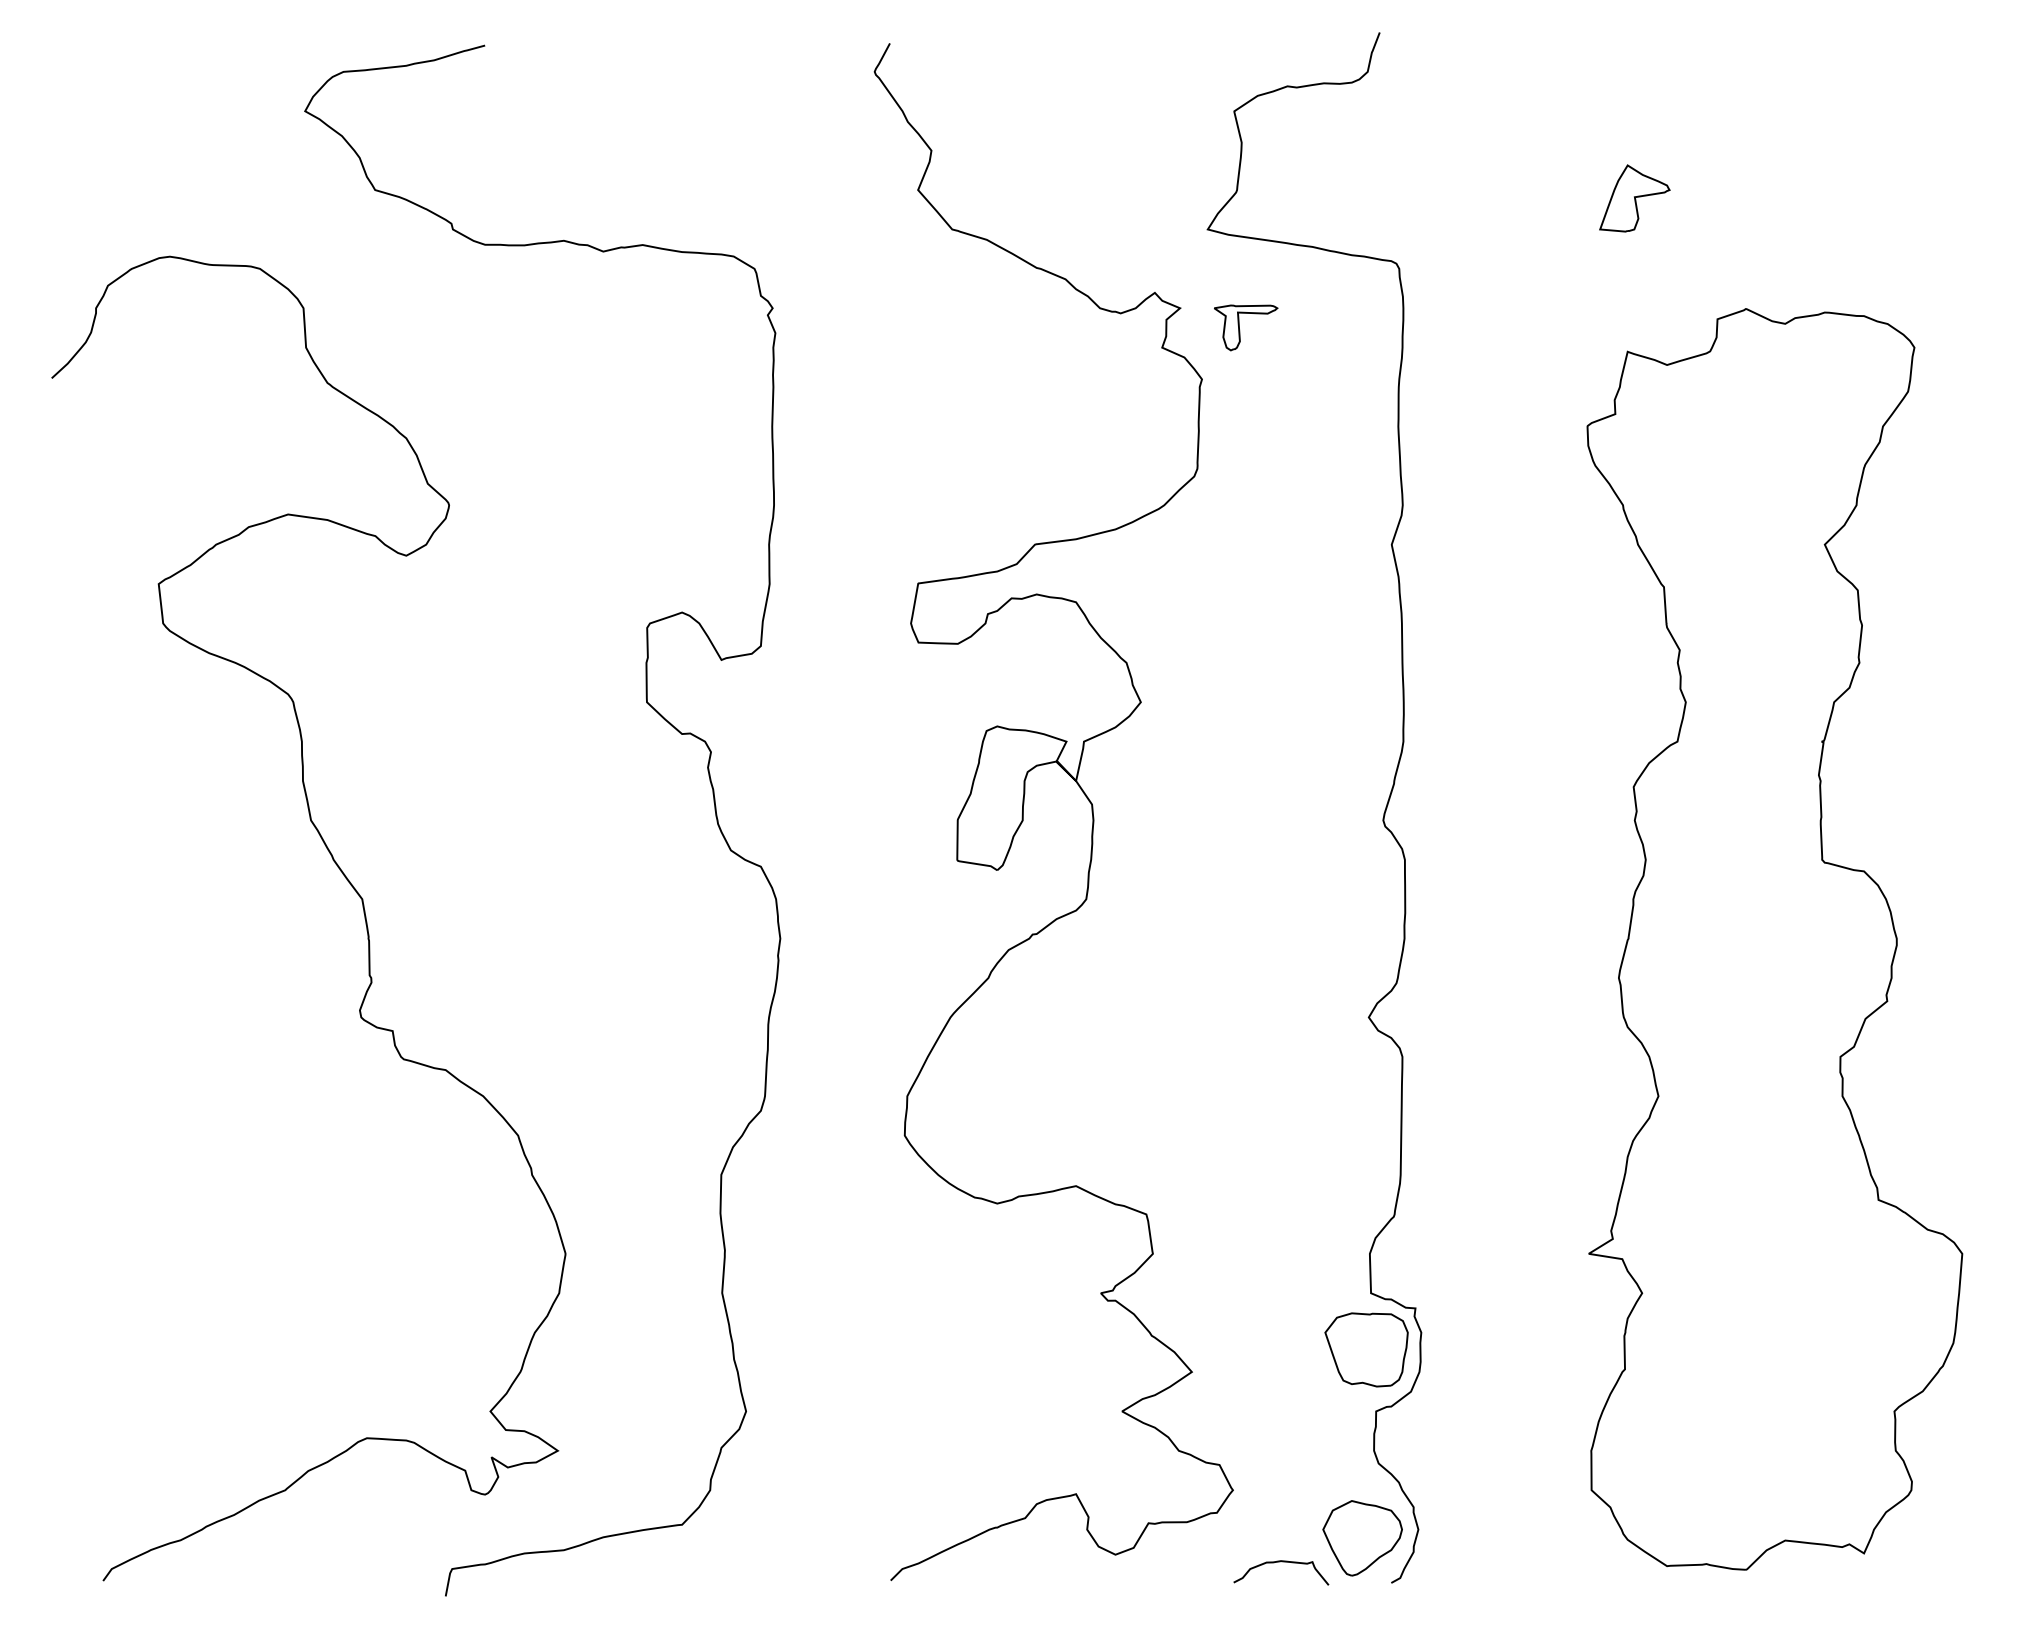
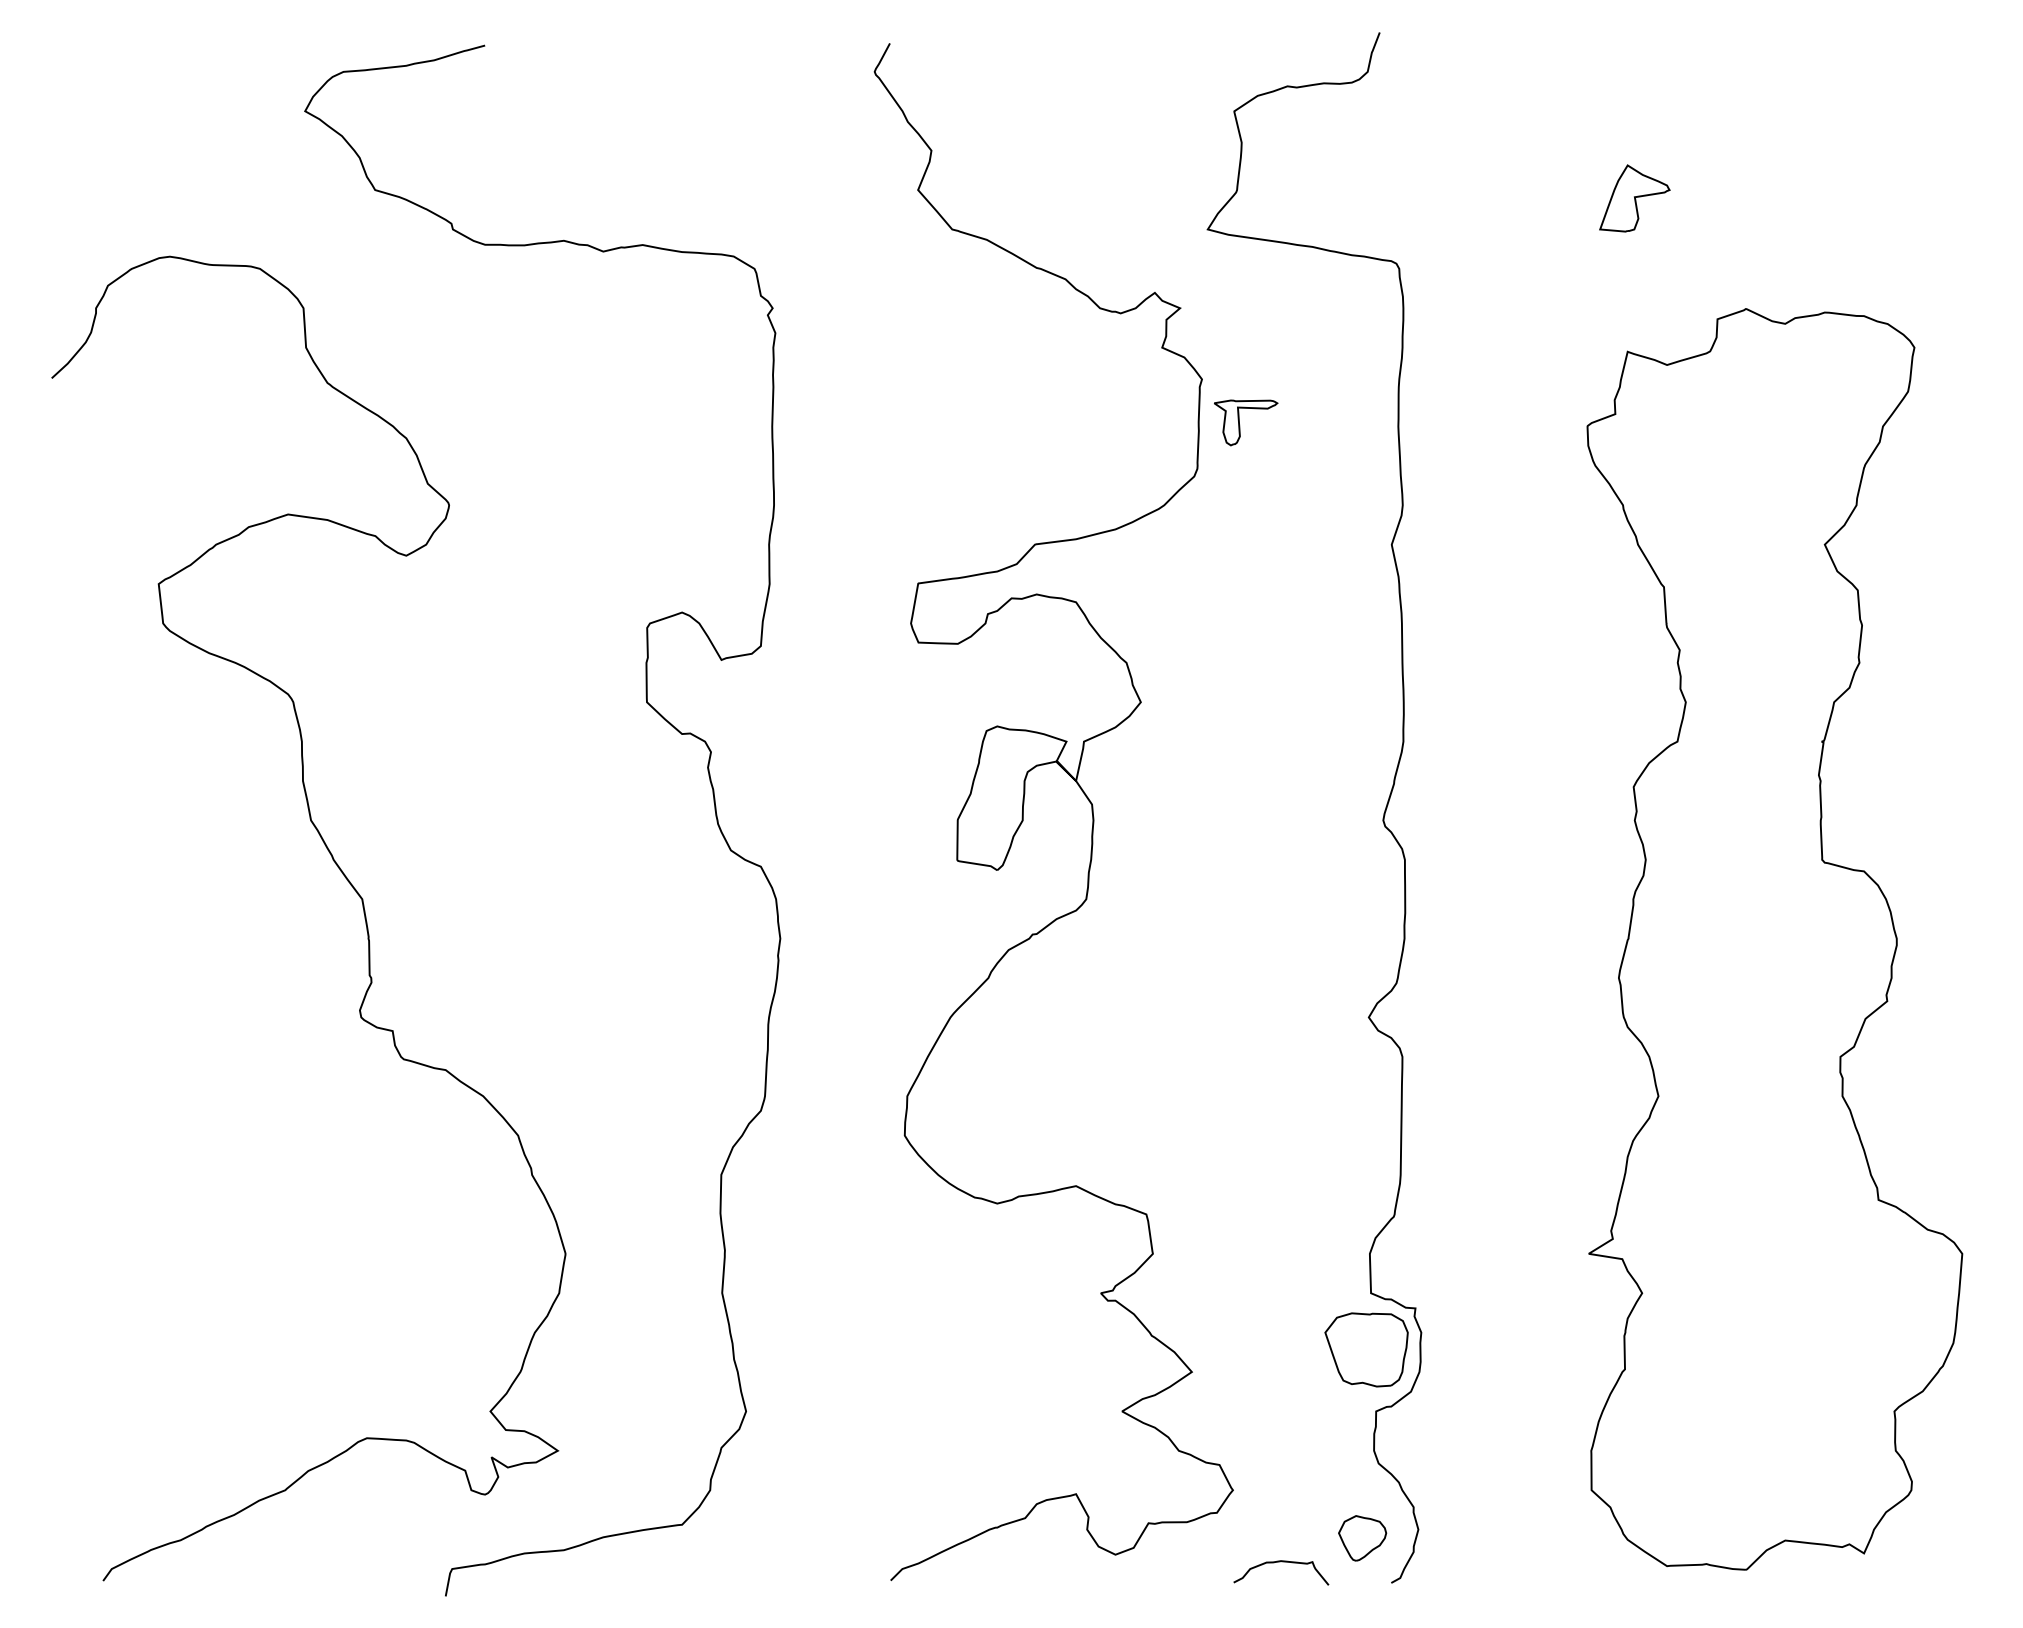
part position: (1240, 330) -> (1240, 425) (1240, 425)
part size: 81x77 px -> 50x47 px (1362, 1538)
